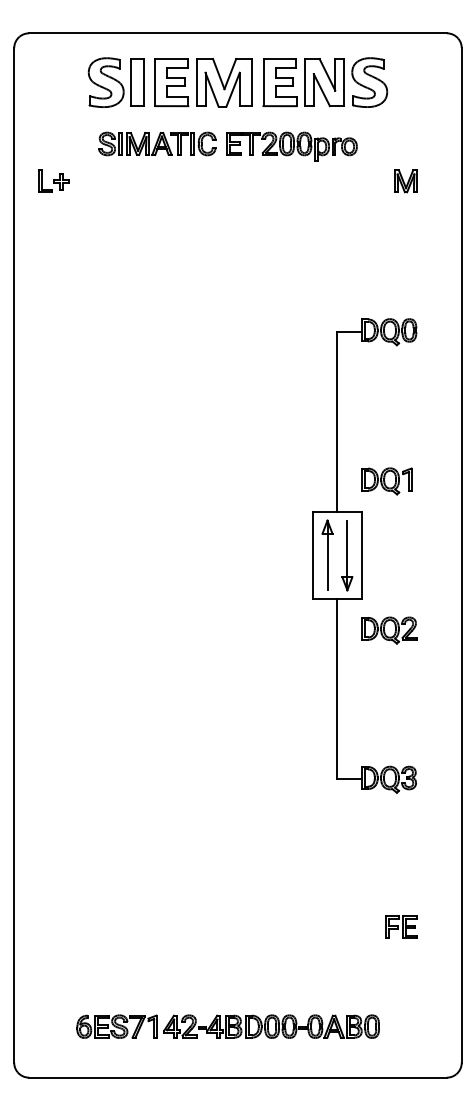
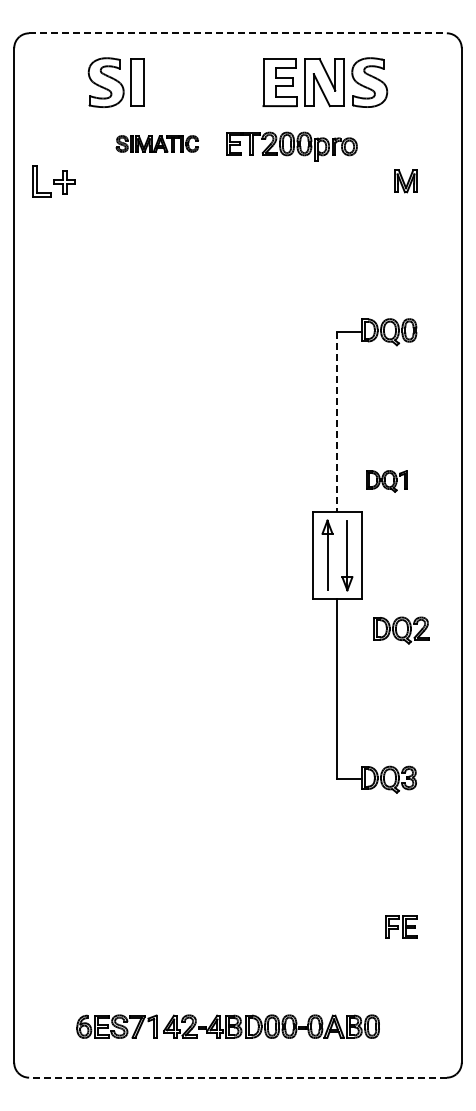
line: solid -> dashed (237, 33)
part: present -> none (203, 82)
part size: 119x26 px -> 84x18 px (156, 143)
part size: 32x24 px -> 44x33 px (53, 181)
line: solid -> dashed (337, 422)
part size: 52x29 px -> 42x23 px (386, 481)
part position: (389, 630) -> (401, 630) (401, 630)
line: solid -> dashed (237, 1077)
